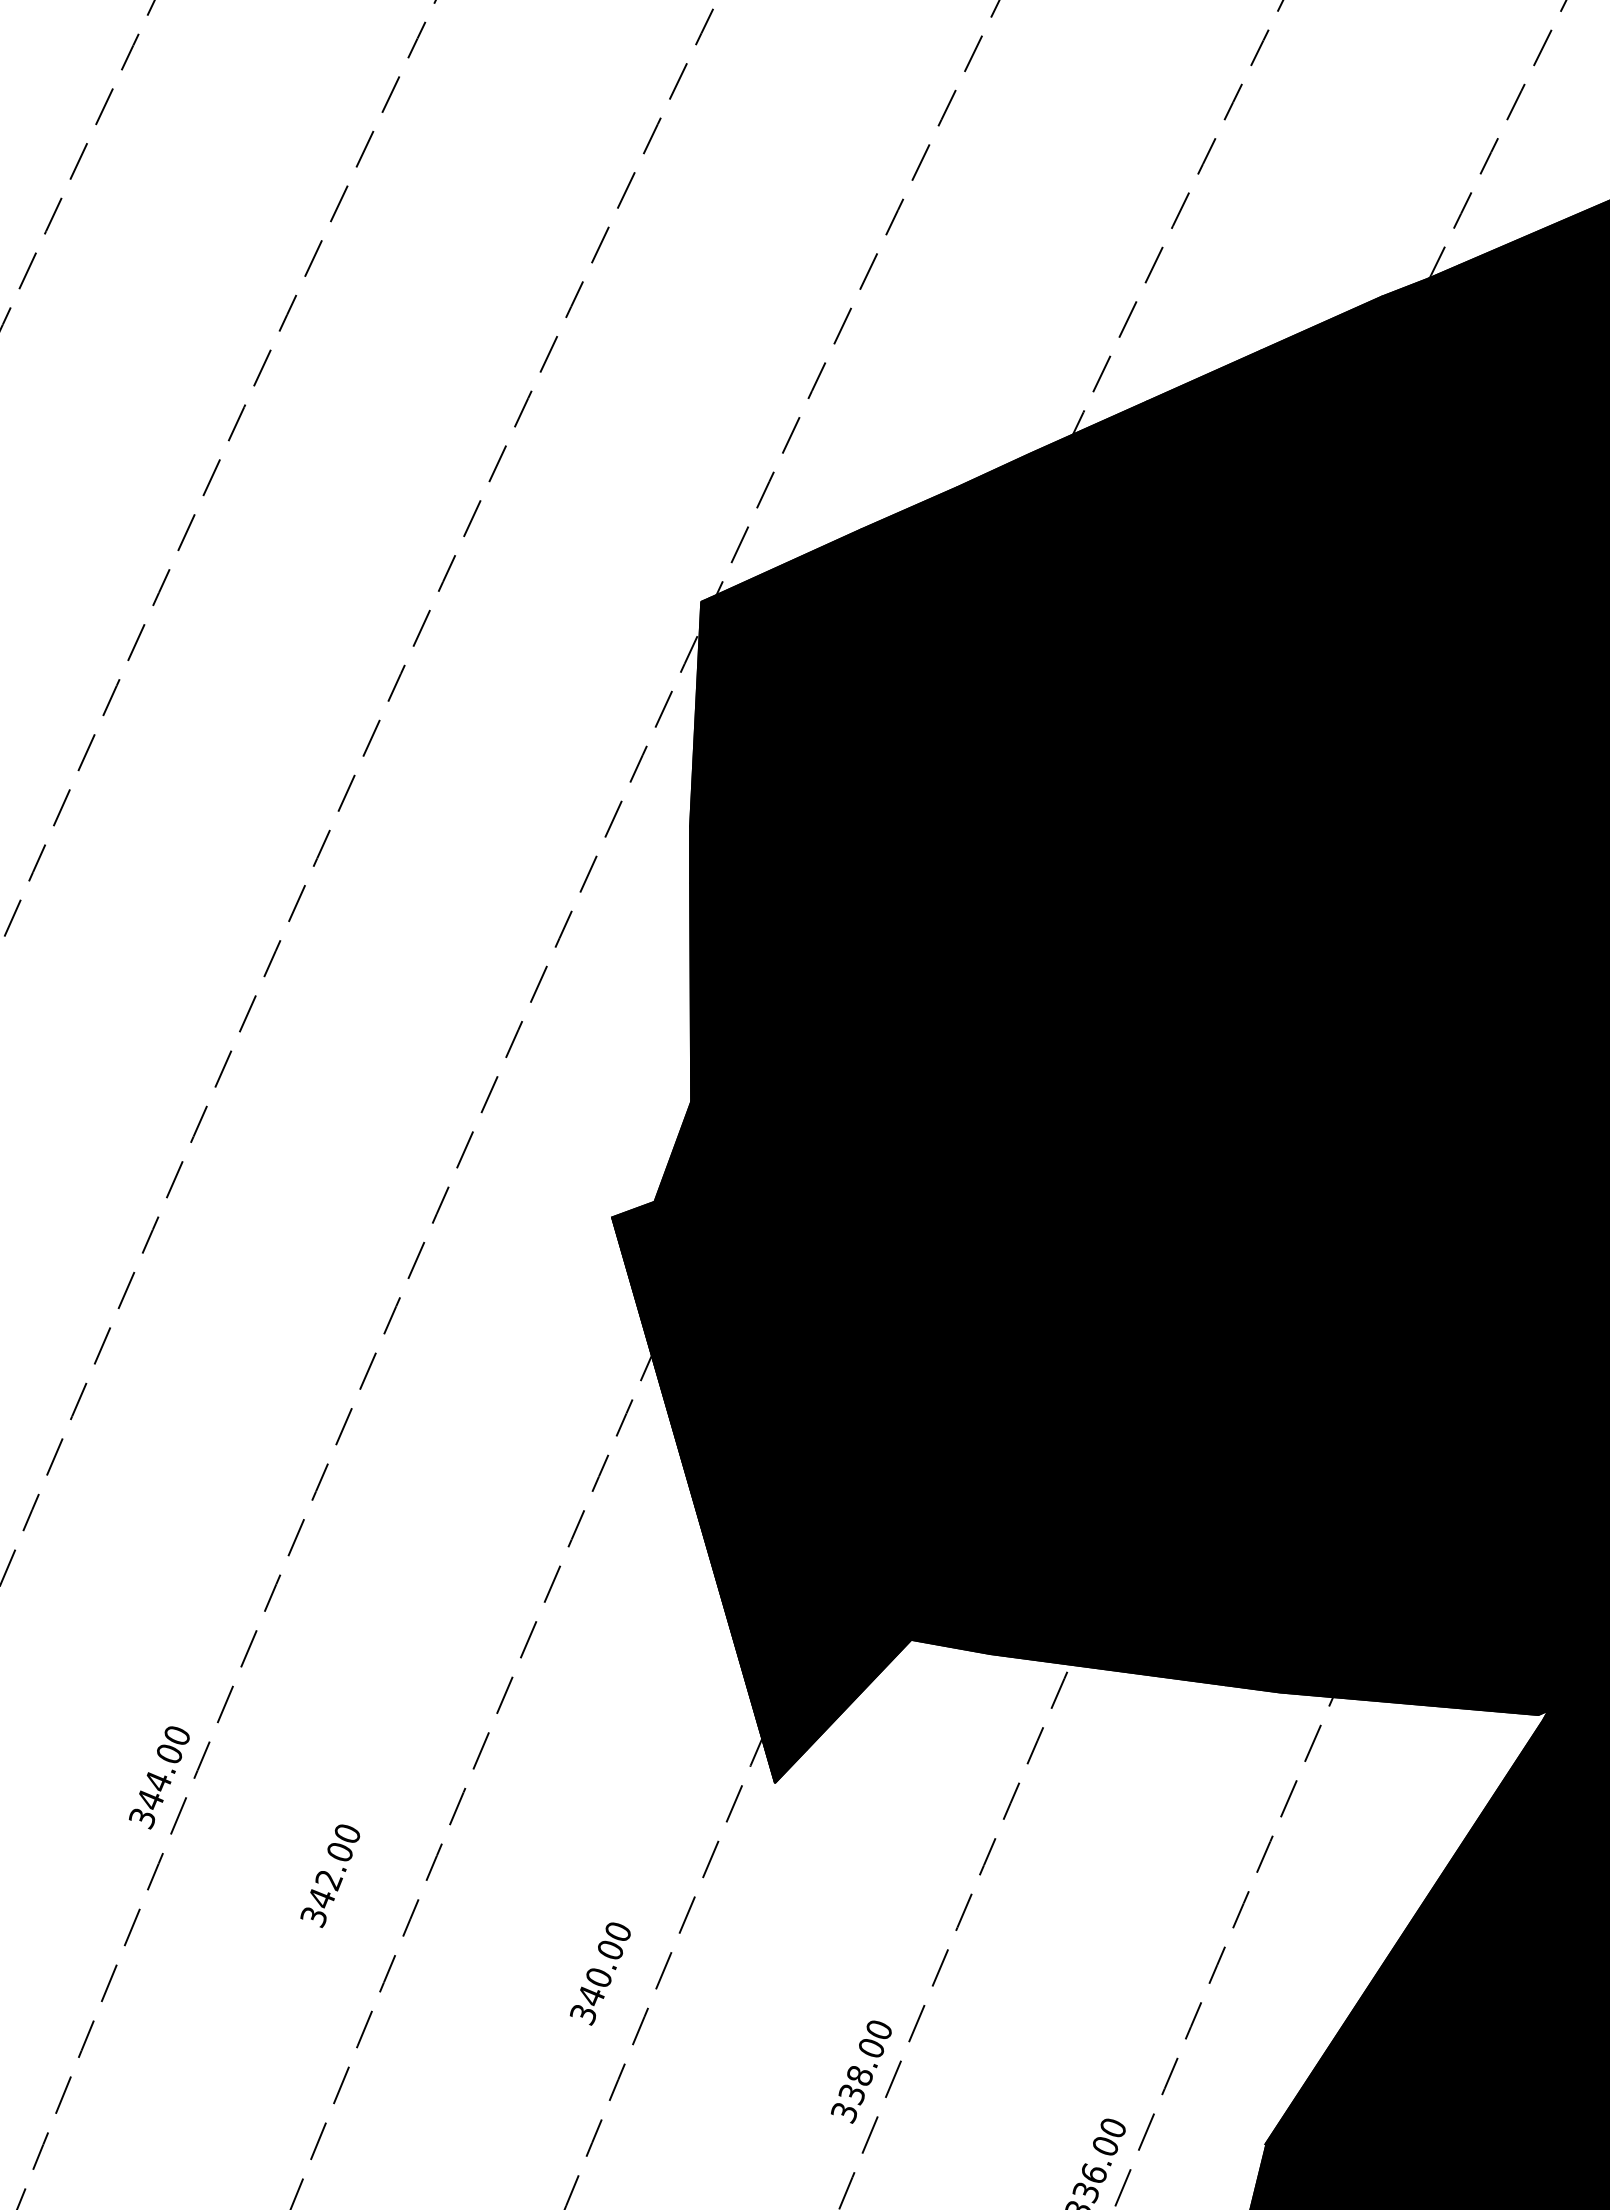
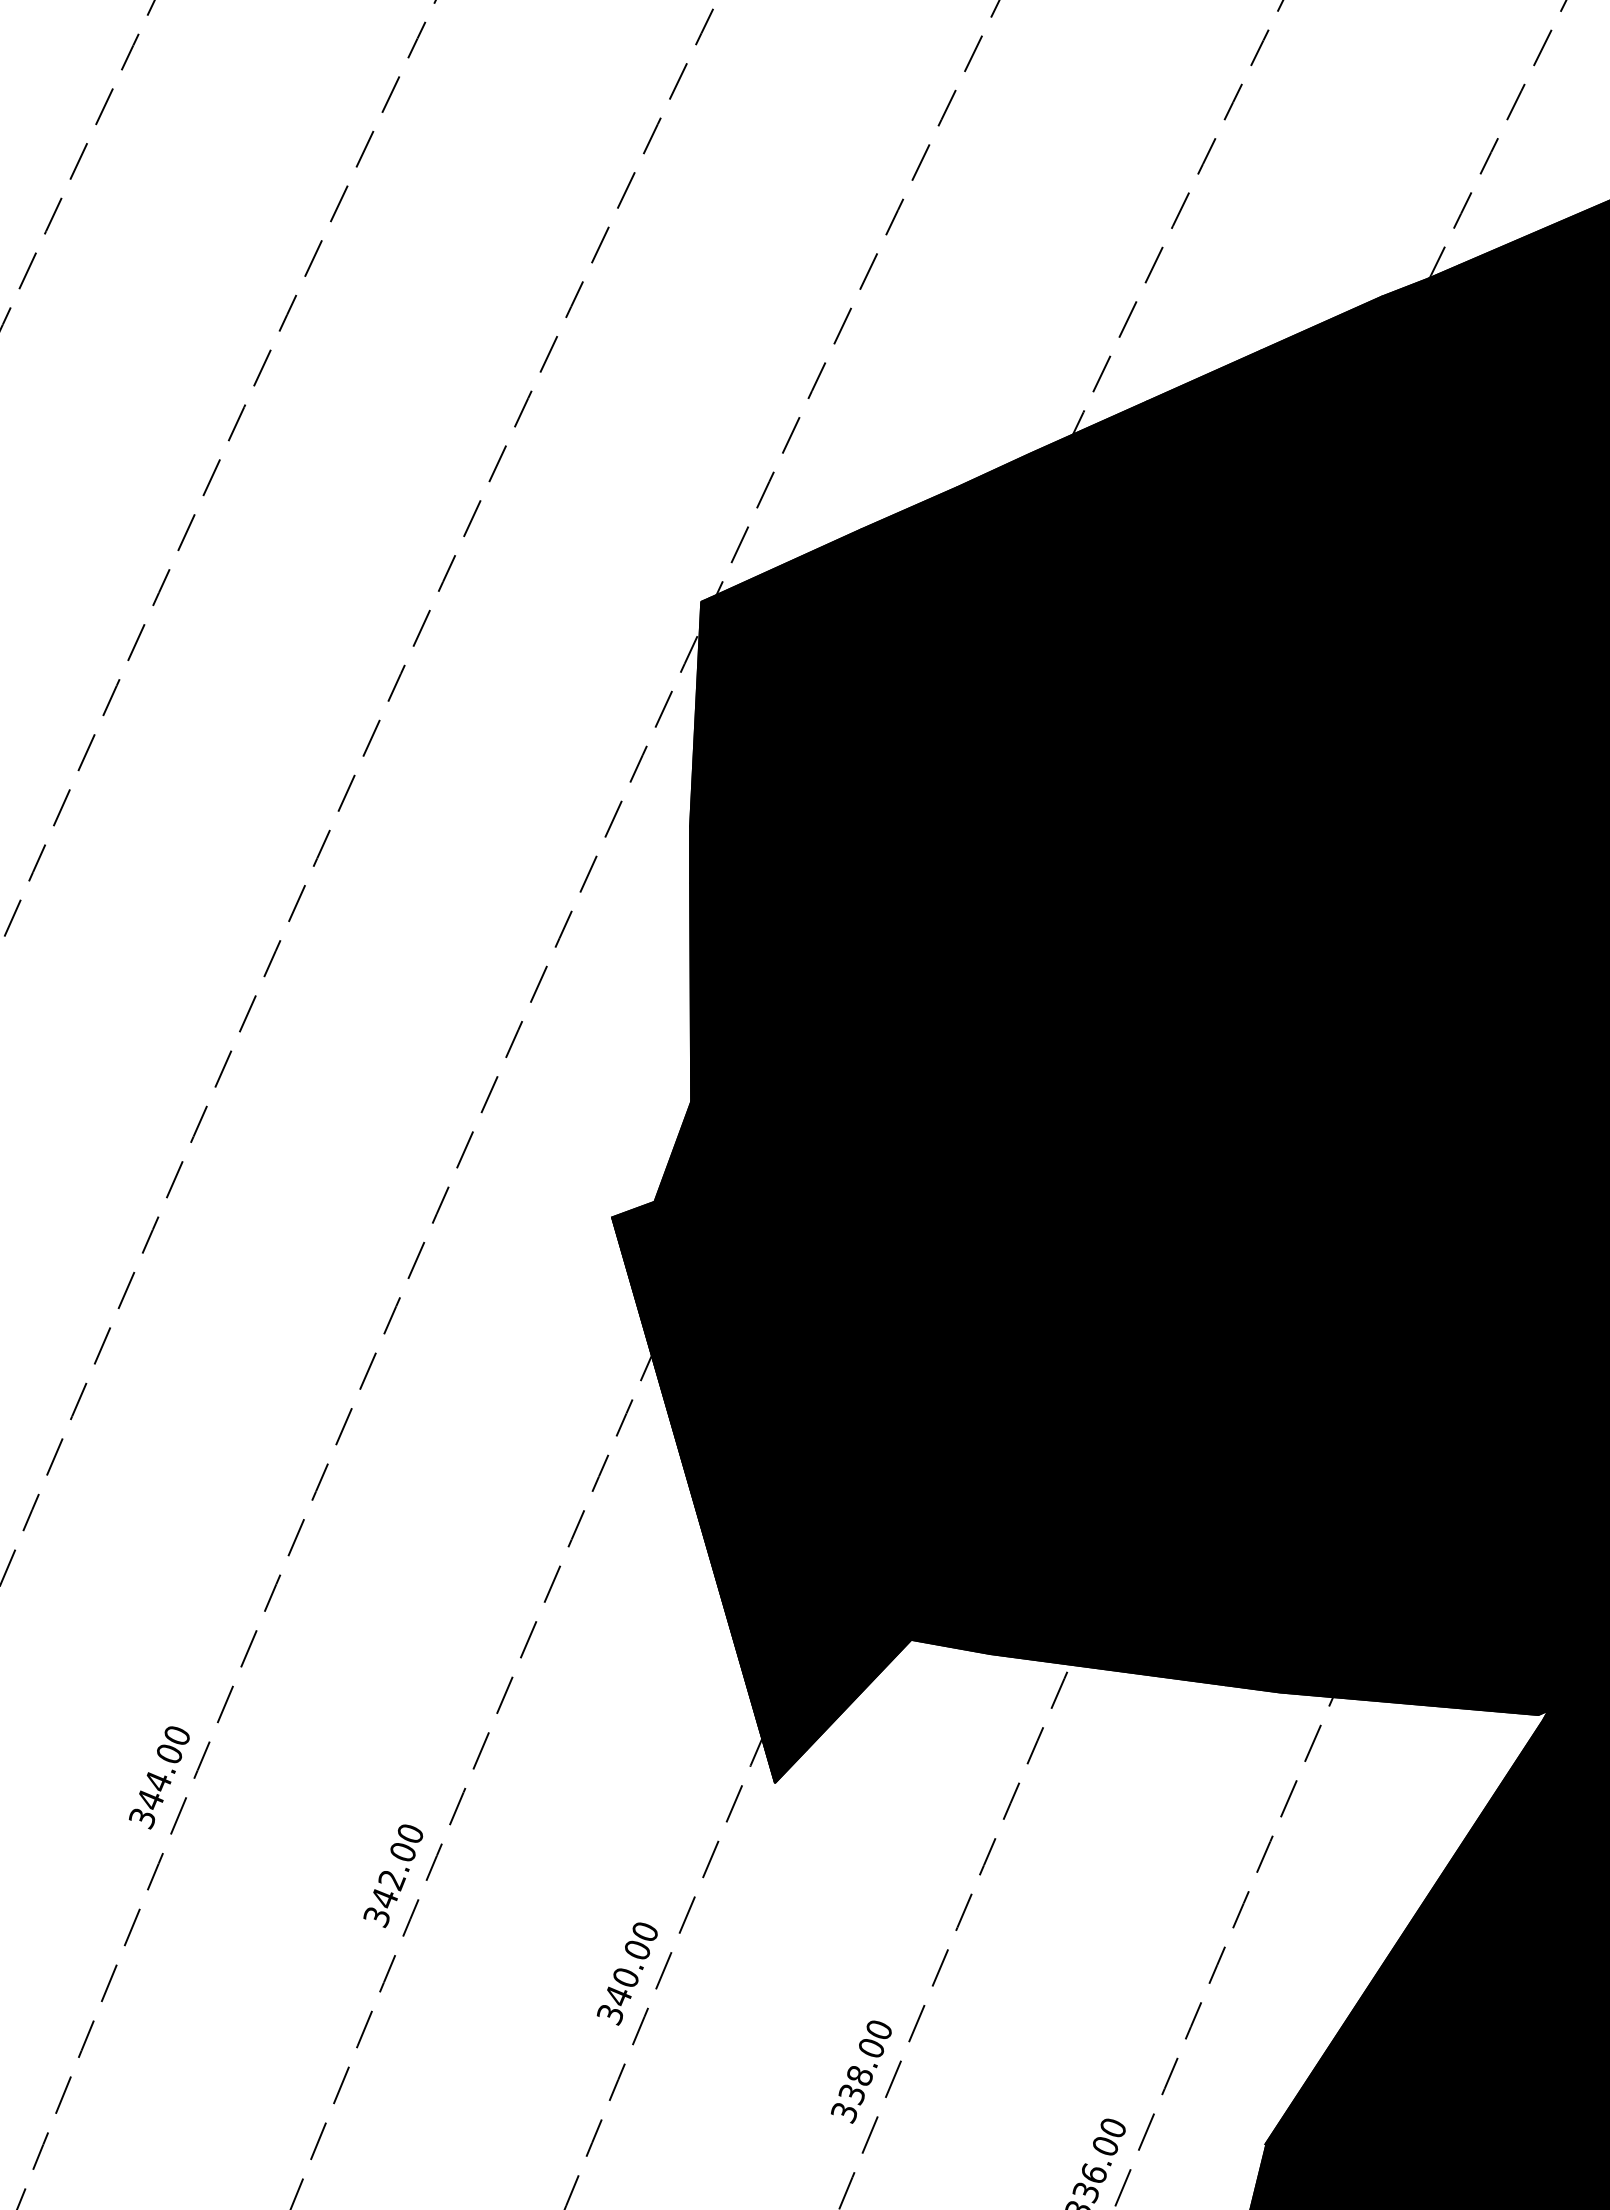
text position: (330, 1875) -> (393, 1875) (393, 1875)
text position: (599, 1973) -> (626, 1973) (626, 1973)
